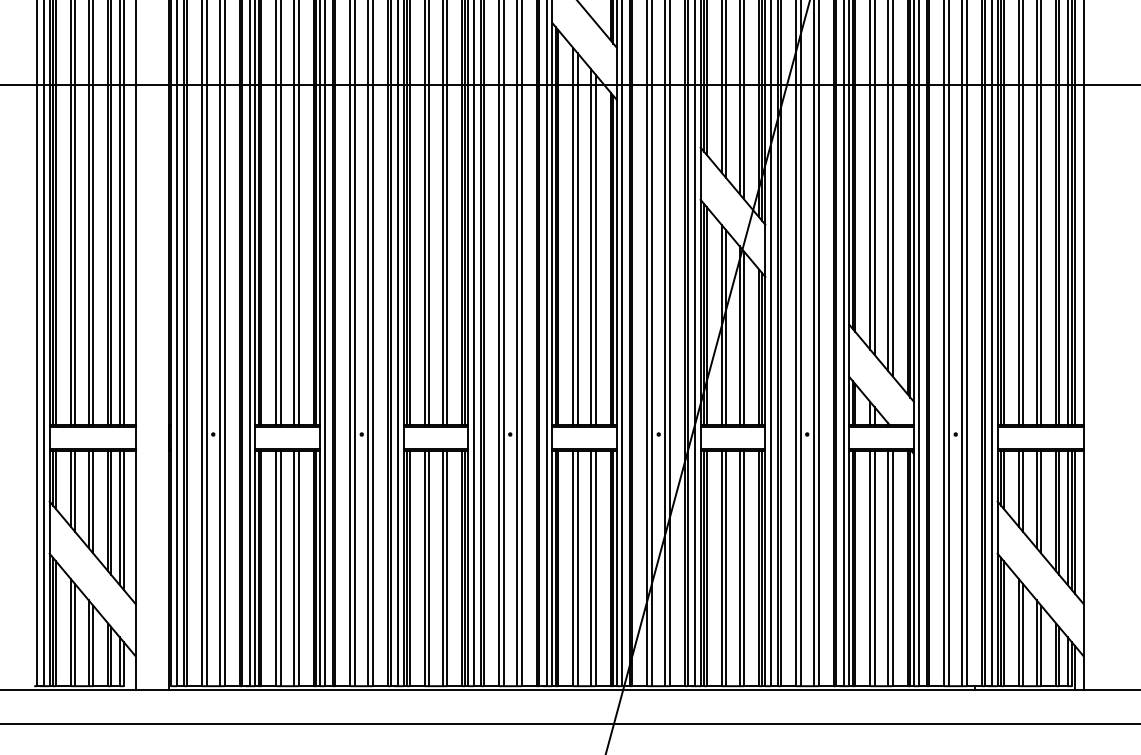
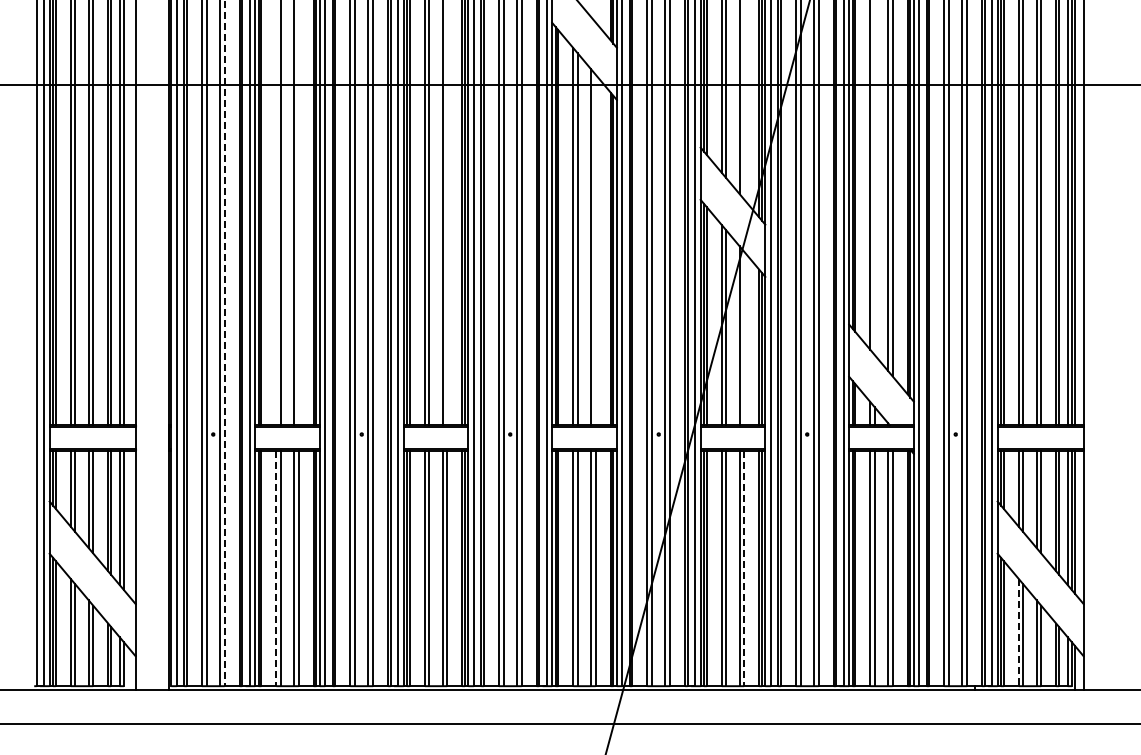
line: present -> none (744, 100)
line: present -> none (874, 178)
line: present -> none (276, 213)
line: present -> none (298, 213)
line: present -> none (447, 213)
line: present -> none (595, 249)
line: present -> none (744, 338)
line: solid -> dashed (224, 343)
line: solid -> dashed (276, 568)
line: solid -> dashed (744, 568)
line: solid -> dashed (1018, 632)
